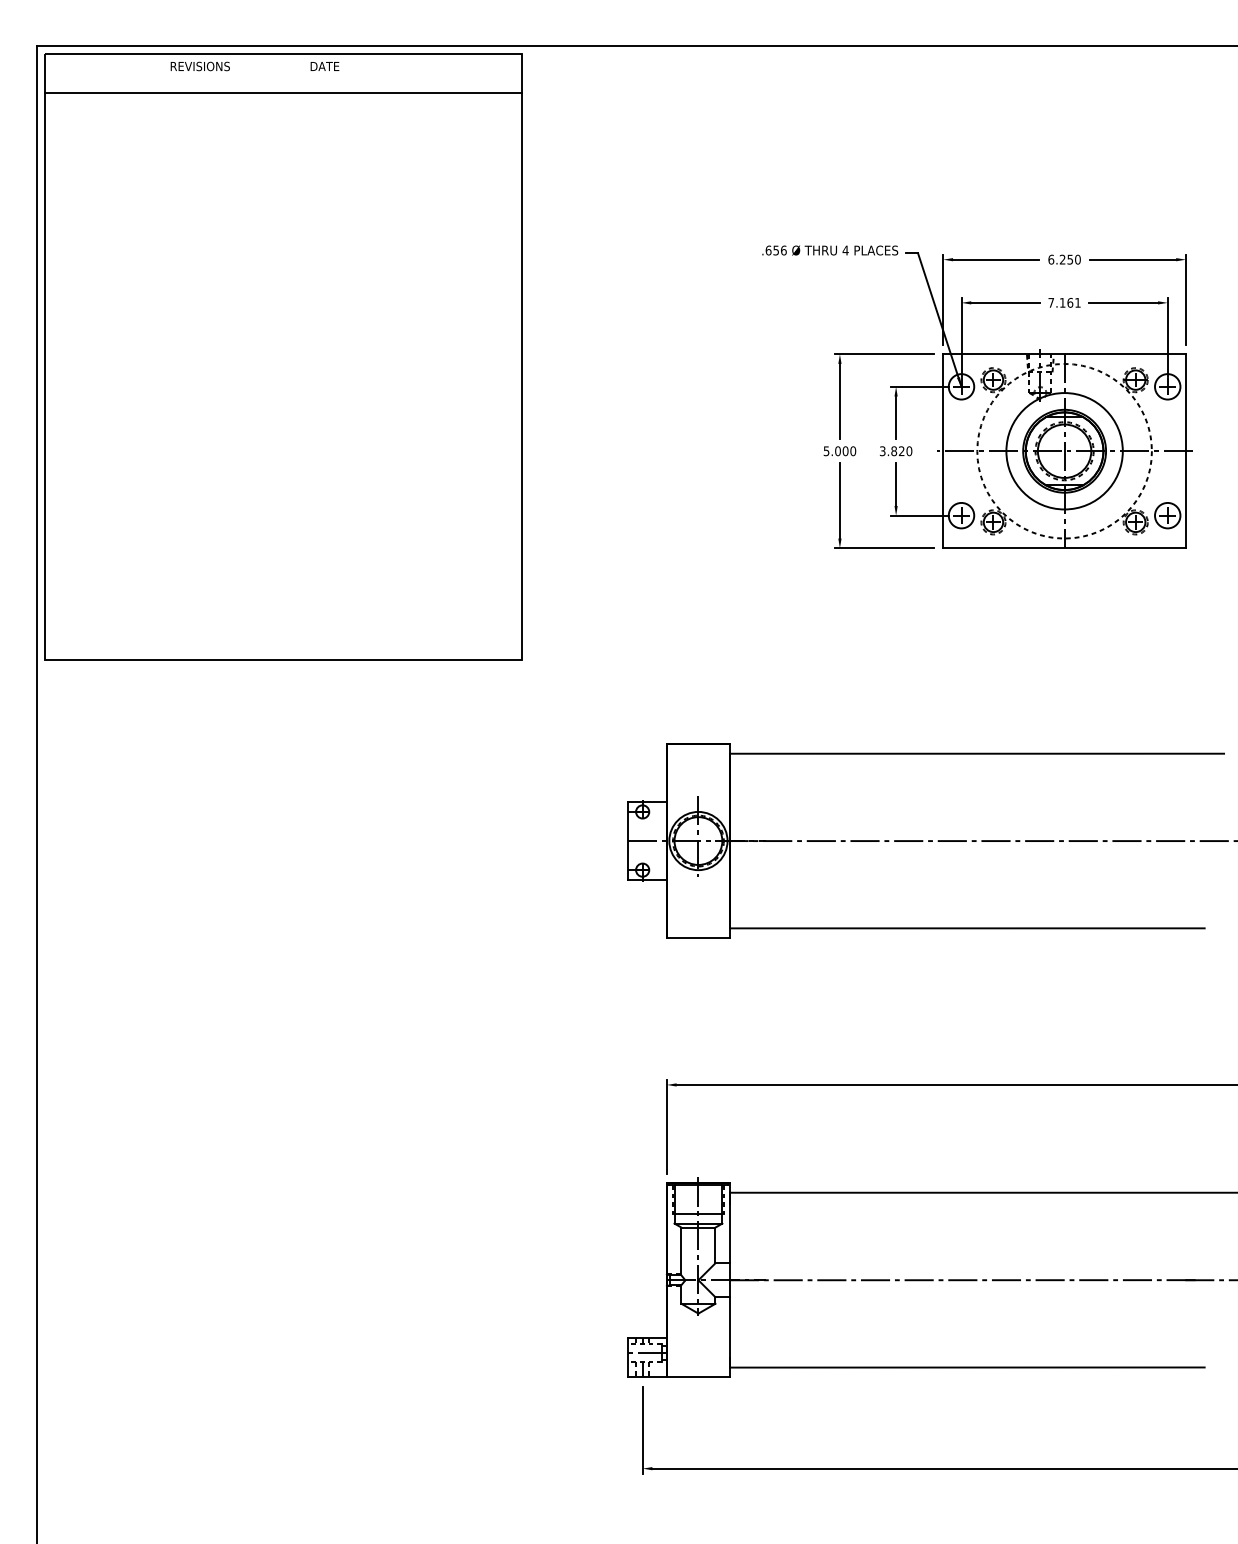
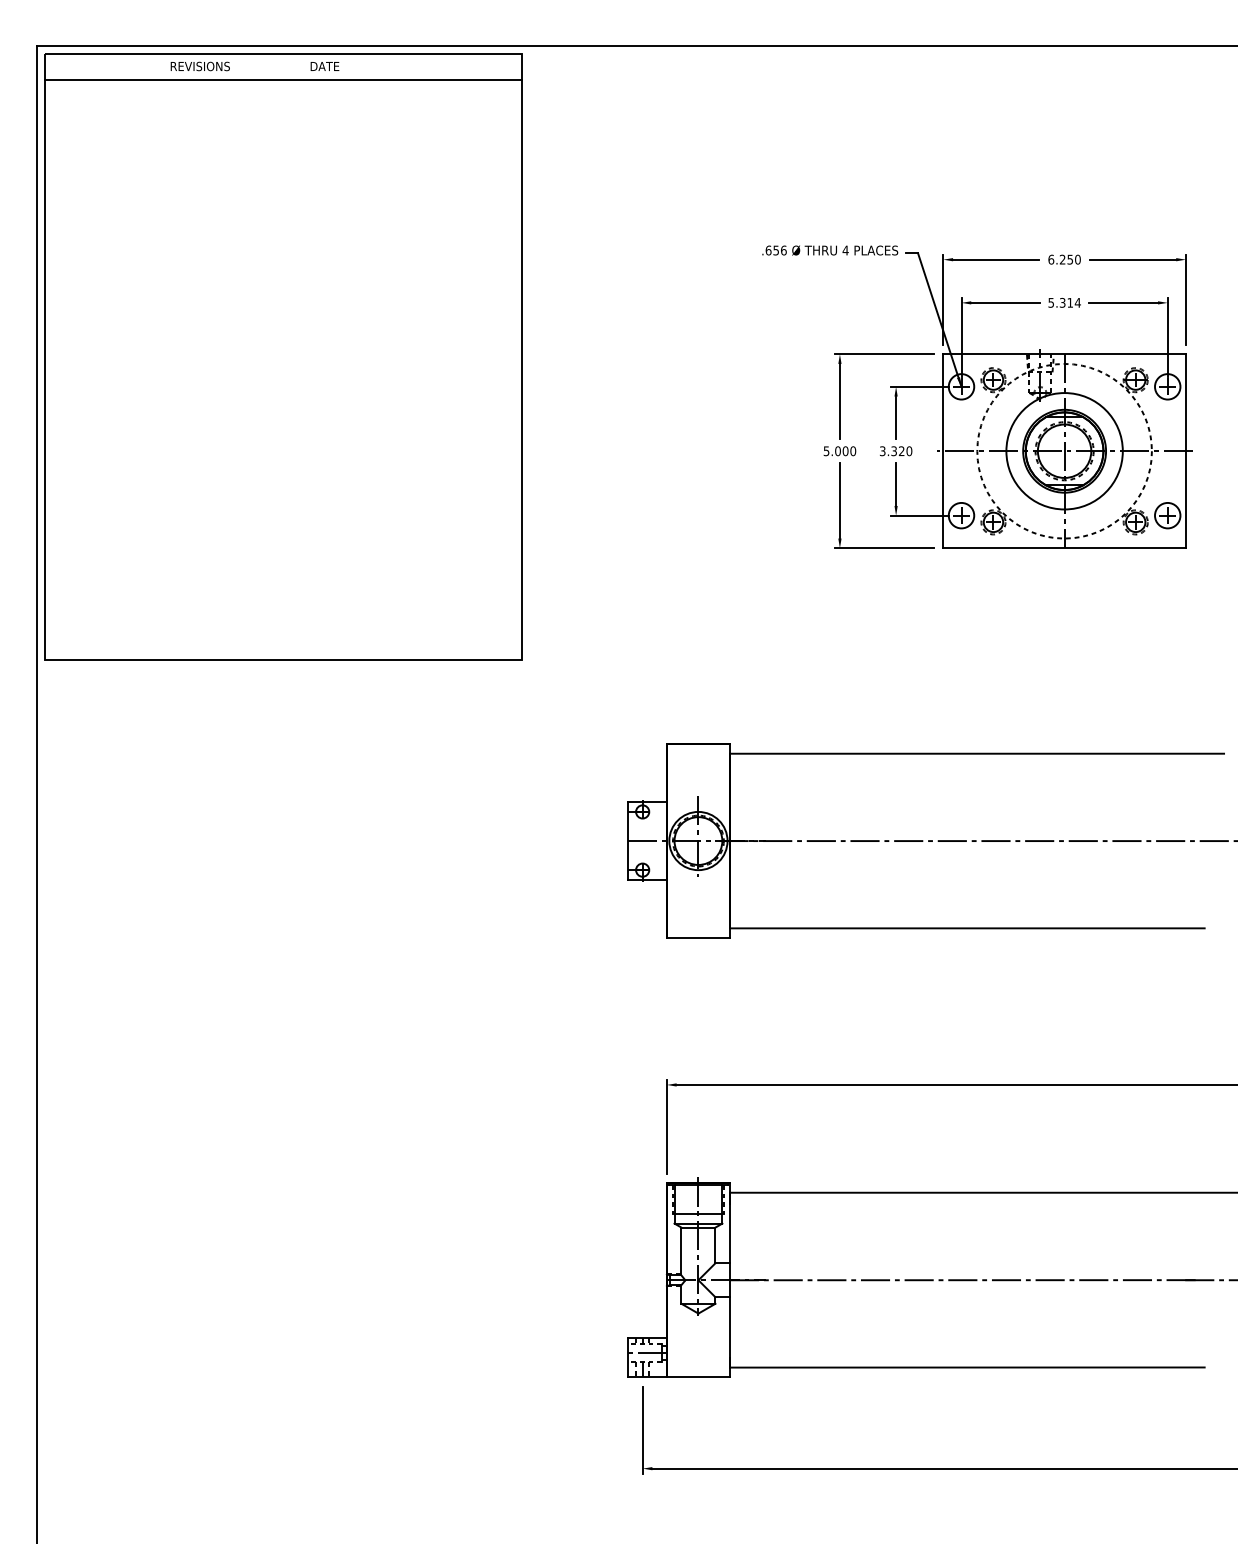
line position: (283, 92) -> (283, 79) (283, 79)
text: 7.161 -> 5.314 (1064, 302)
text: 3.820 -> 3.320 (894, 451)
